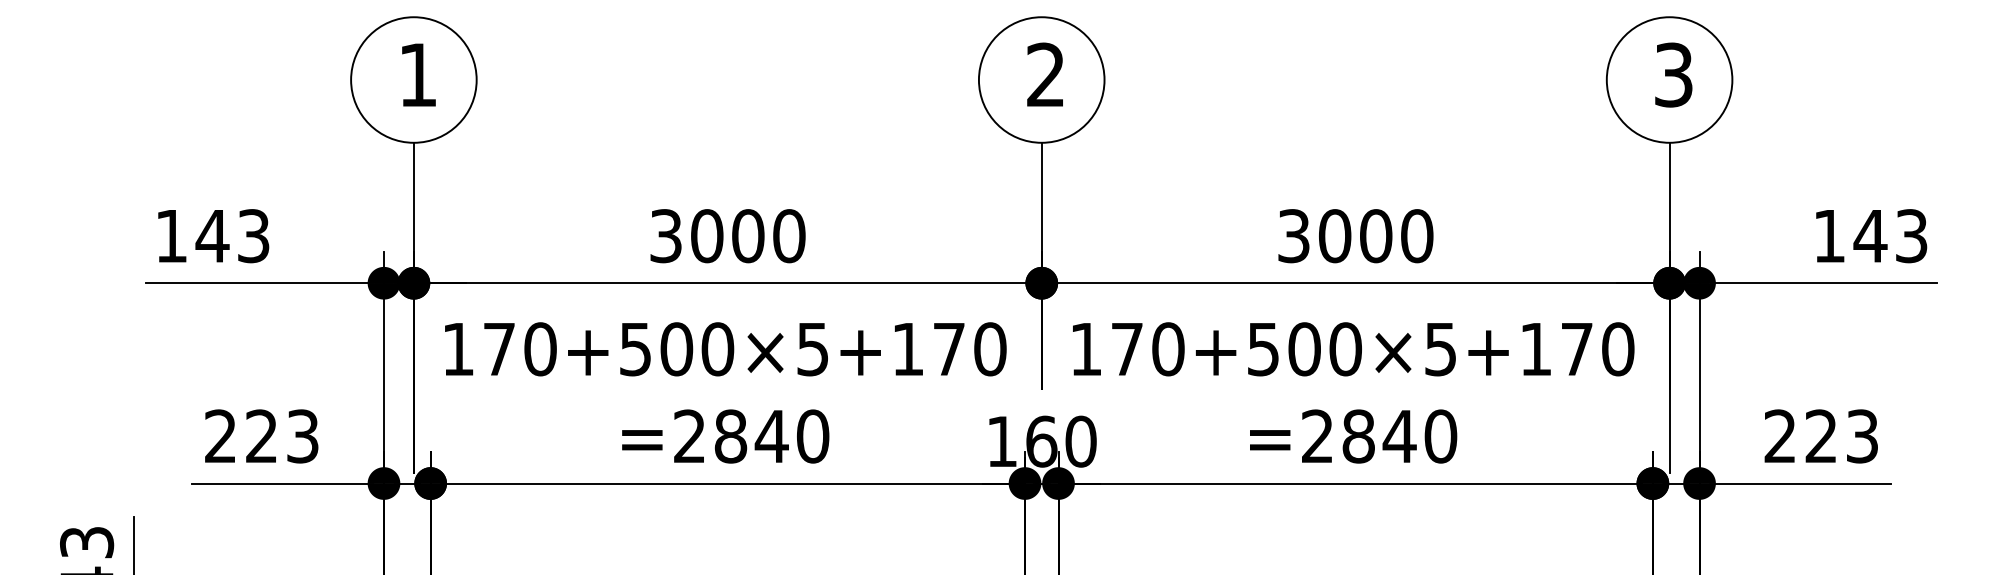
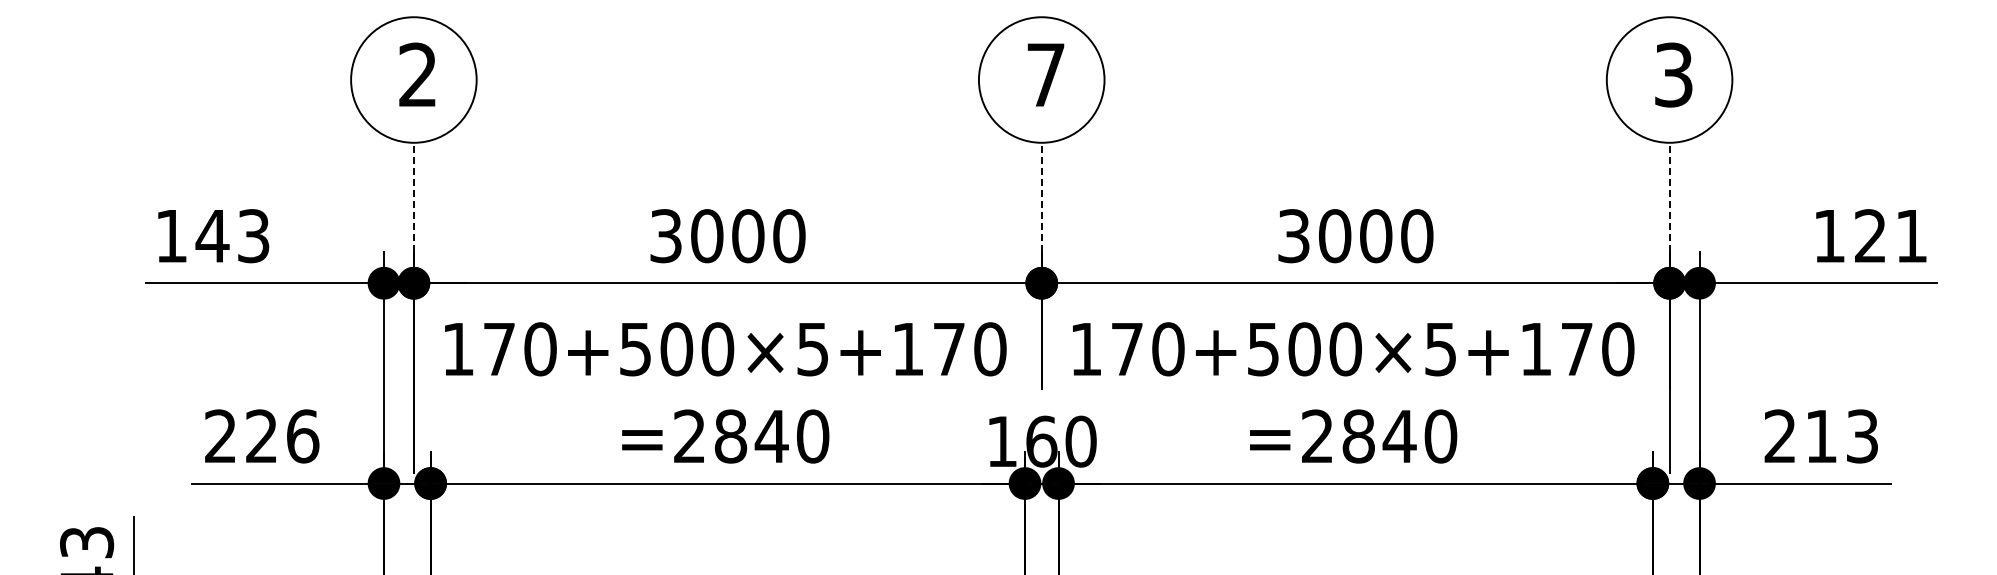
text: 1 -> 2 (417, 74)
text: 2 -> 7 (1045, 74)
line: solid -> dashed (413, 197)
line: solid -> dashed (1041, 197)
line: solid -> dashed (1669, 197)
text: 143 -> 121 (1890, 236)
text: 223 -> 213 (1820, 435)
text: 223 -> 226 (303, 436)
